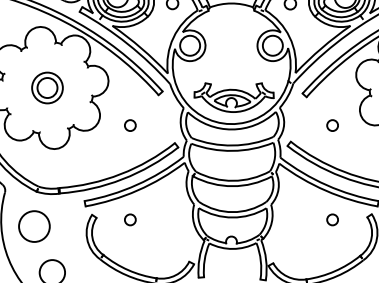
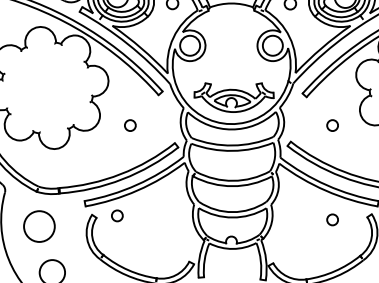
part: present -> none (47, 87)
circle position: (130, 219) -> (117, 215) (117, 215)
circle position: (34, 226) -> (39, 226) (39, 226)
